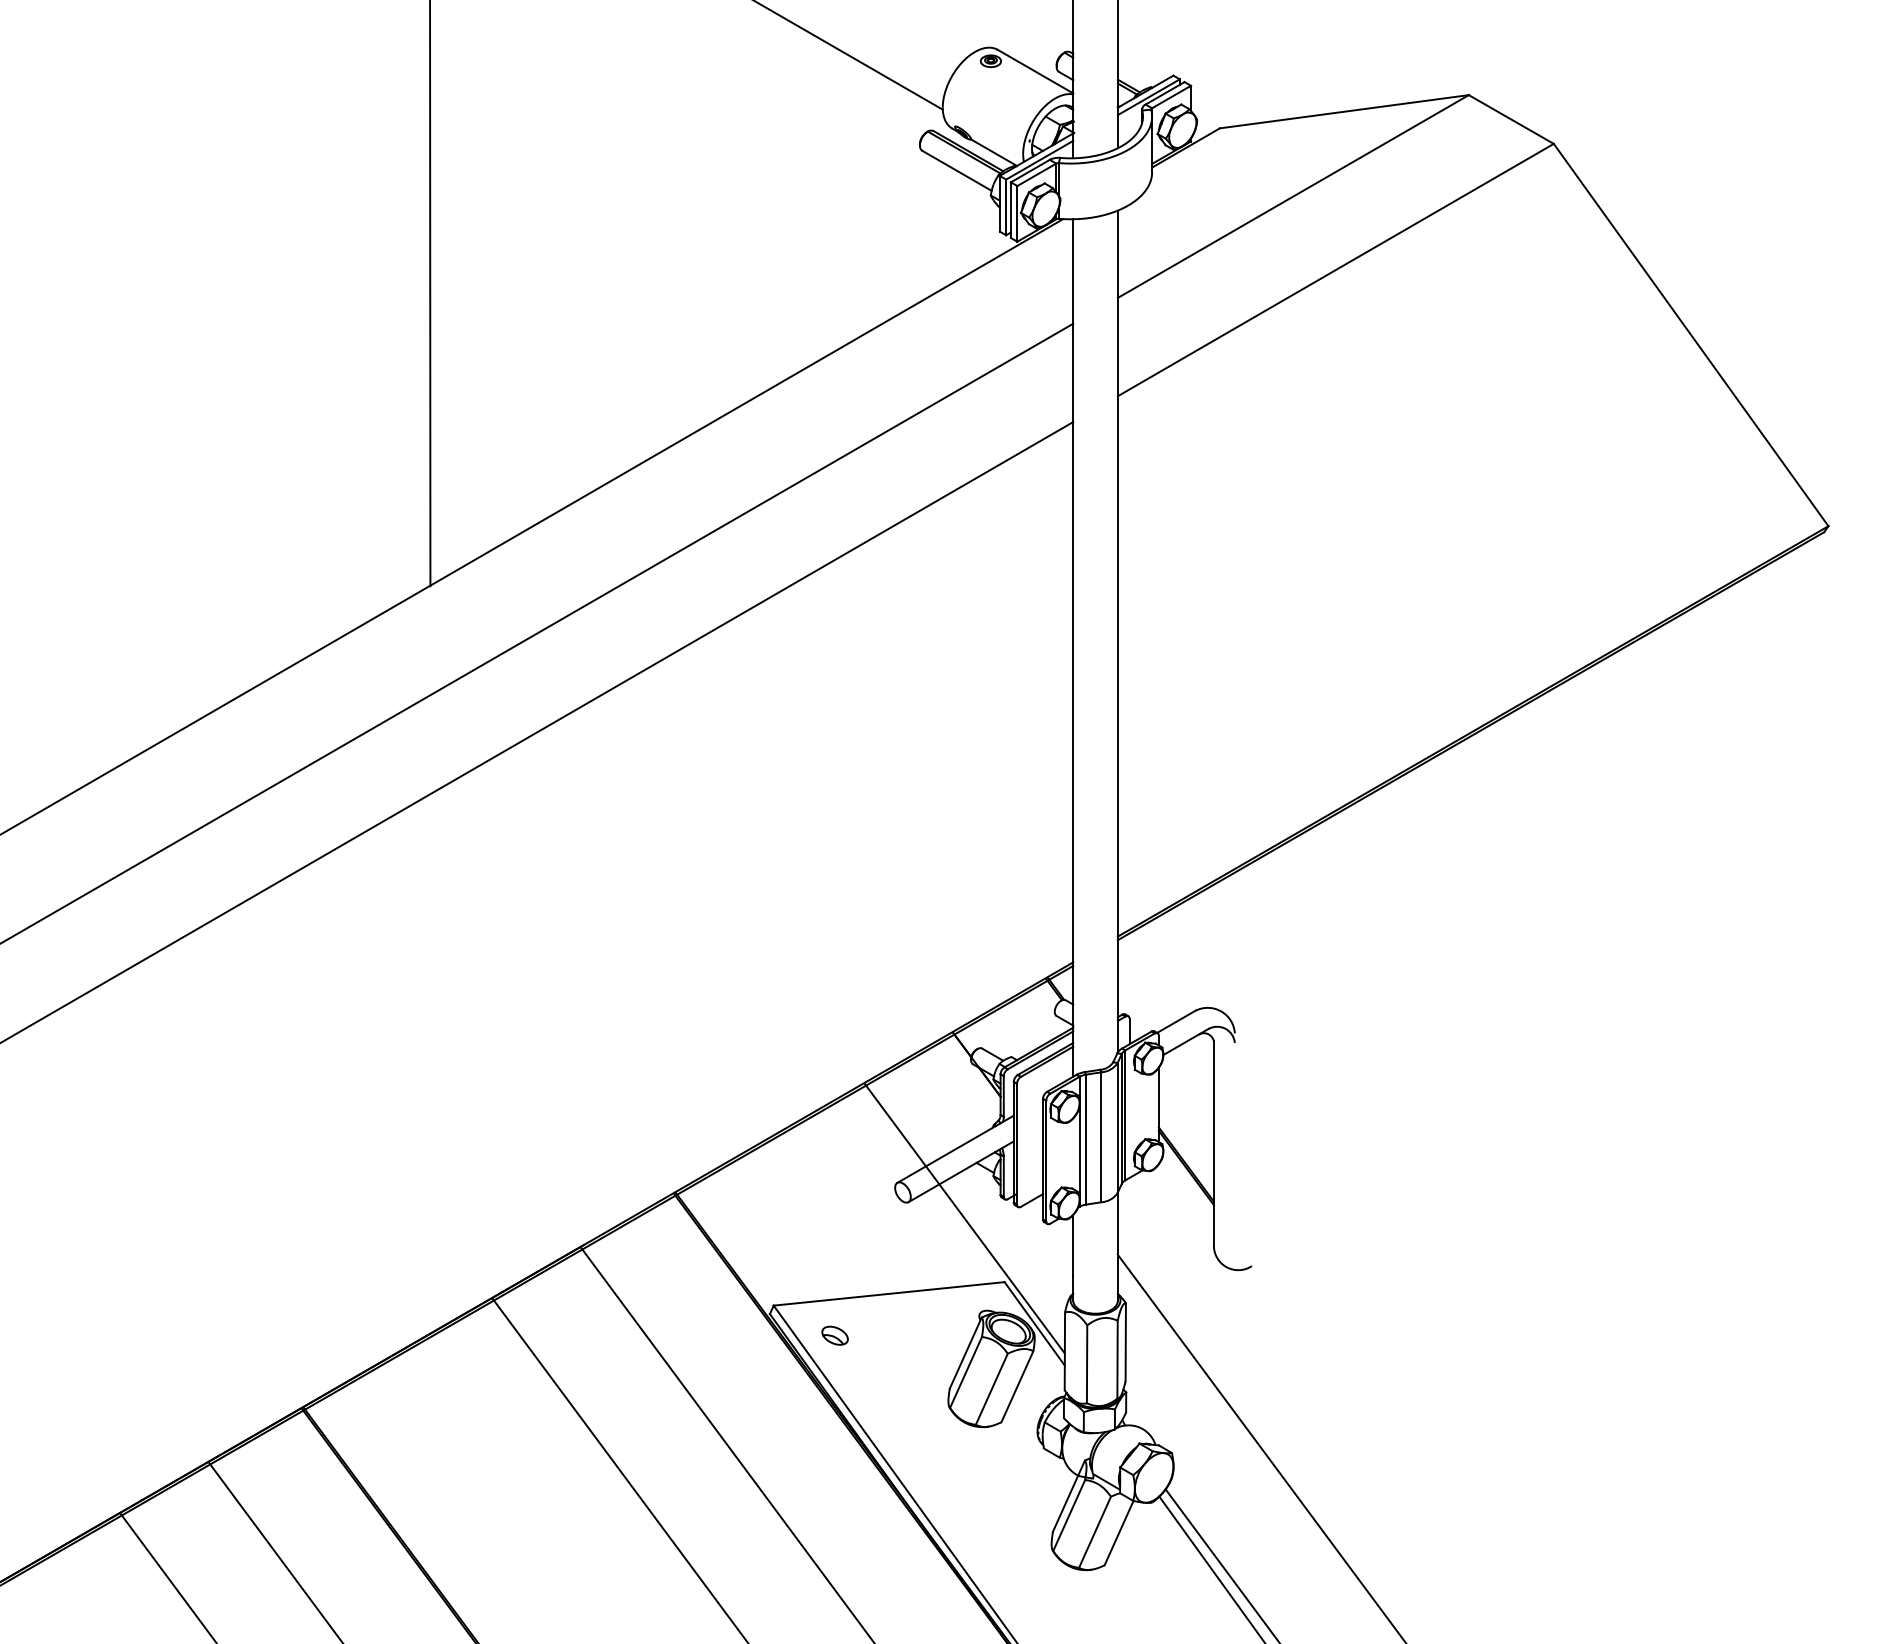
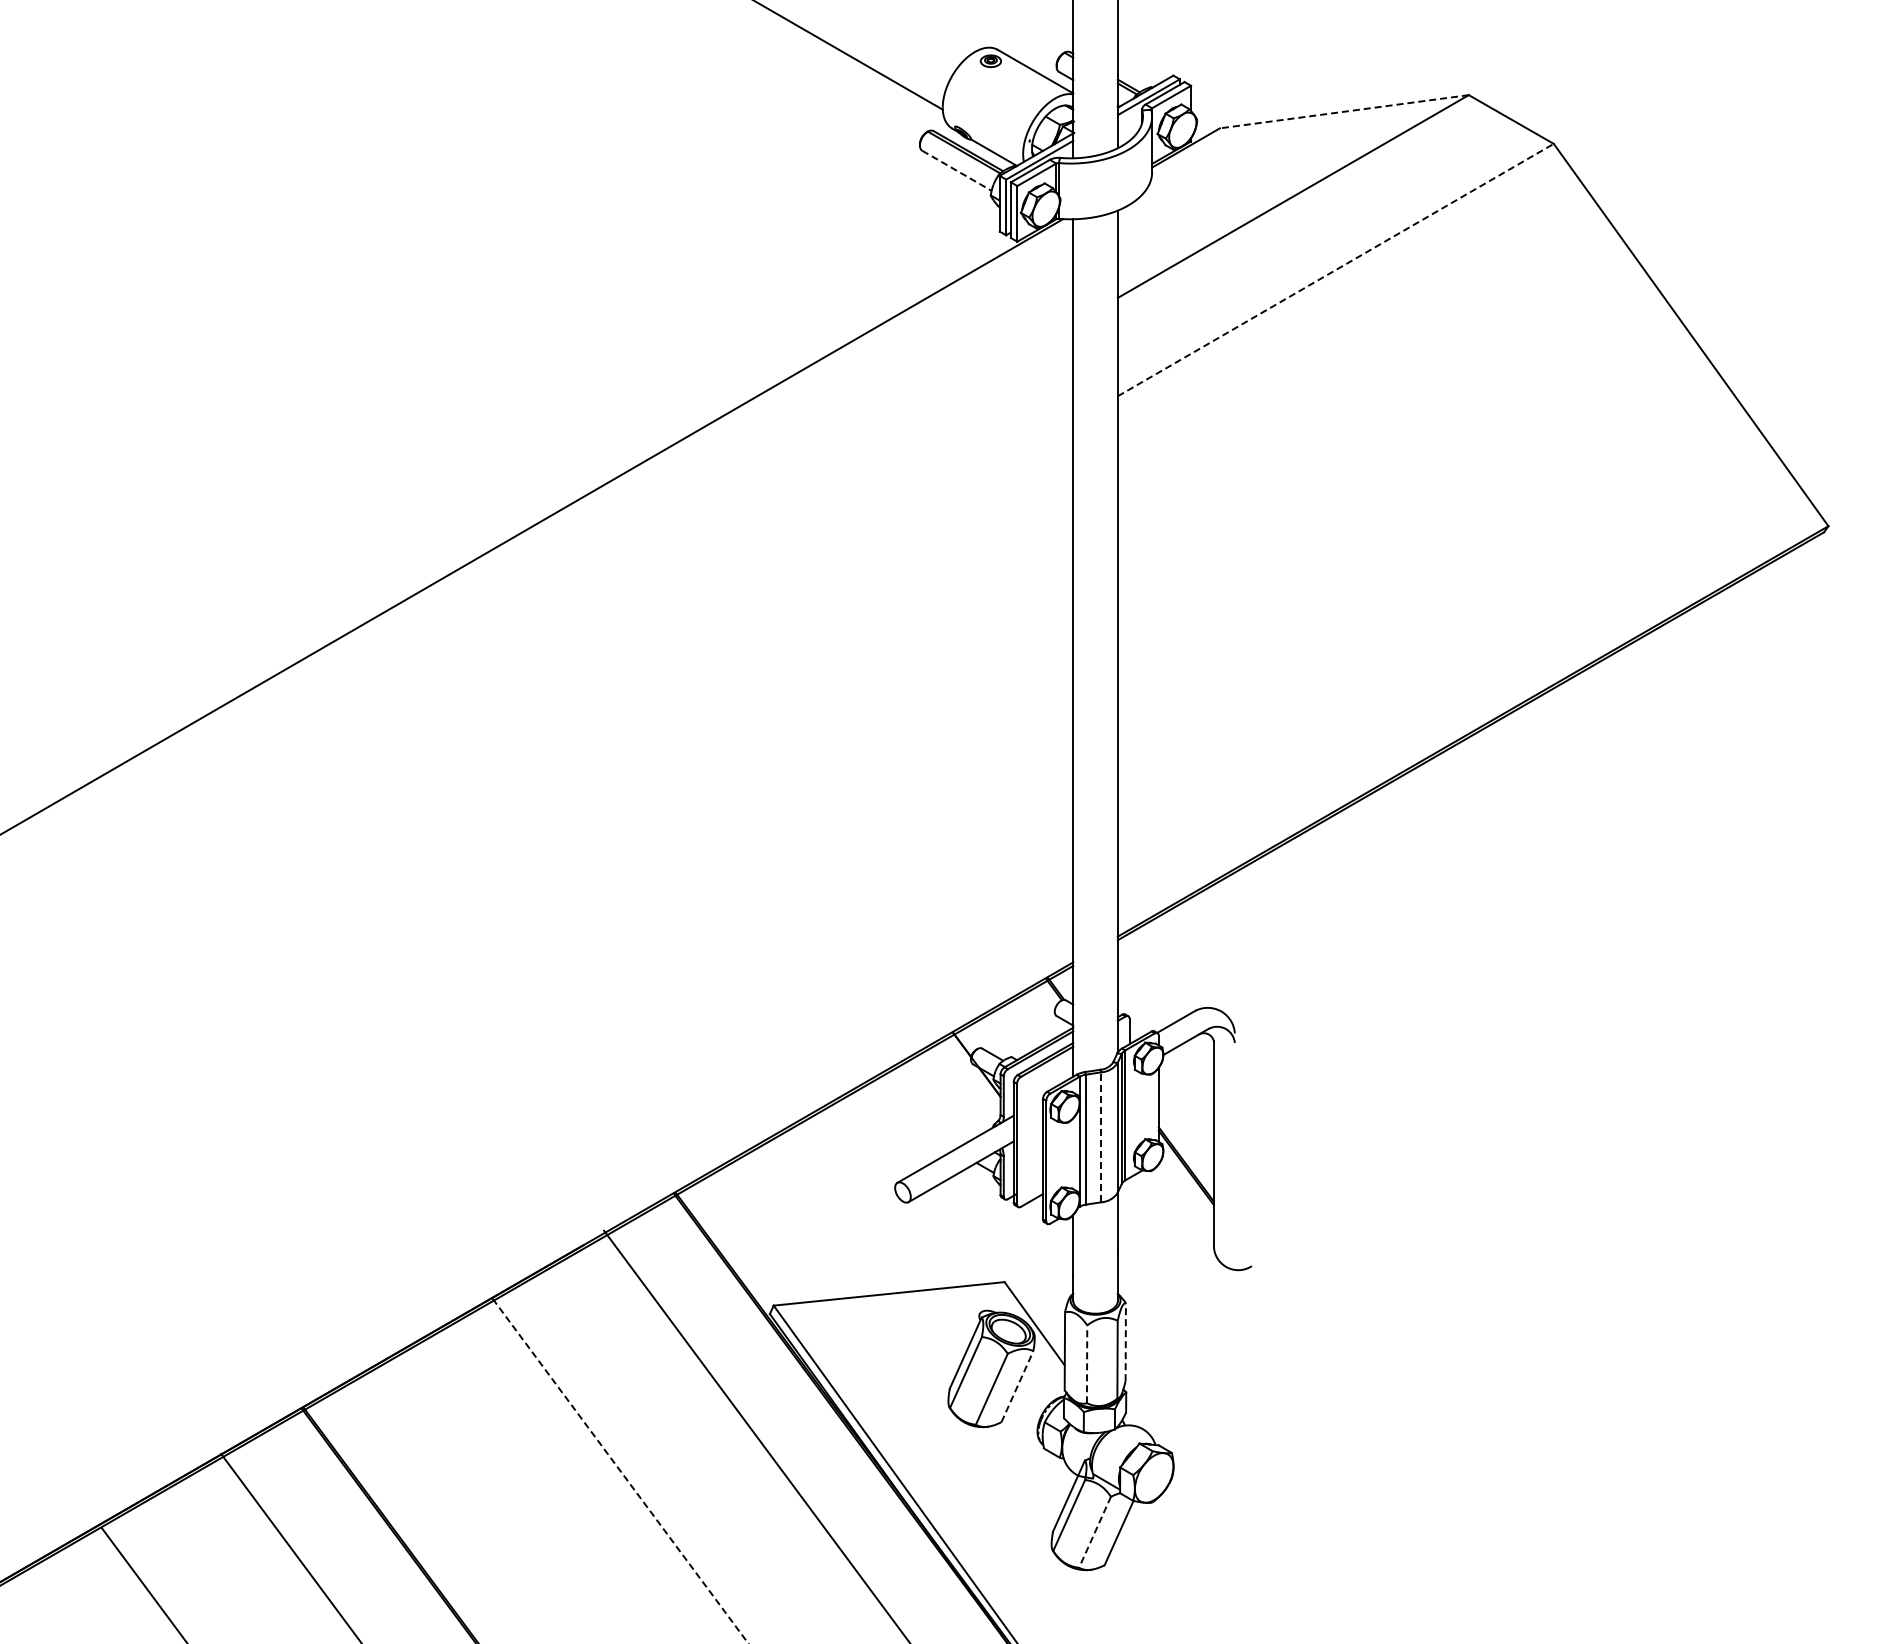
line: solid -> dashed (1344, 111)
line: solid -> dashed (957, 171)
line: solid -> dashed (1335, 270)
line: present -> none (430, 294)
line: present -> none (537, 632)
line: present -> none (537, 731)
line: solid -> dashed (1101, 1137)
line: present -> none (964, 1218)
part: present -> none (834, 1335)
line: solid -> dashed (1125, 1342)
line: solid -> dashed (1087, 1364)
line: solid -> dashed (1017, 1386)
line position: (726, 1443) -> (756, 1435) (756, 1435)
line: present -> none (1260, 1447)
line: solid -> dashed (620, 1471)
line: solid -> dashed (1095, 1532)
line position: (274, 1551) -> (290, 1546) (290, 1546)
line: present -> none (1221, 1564)
line: present -> none (1211, 1568)
line position: (167, 1577) -> (143, 1584) (143, 1584)
